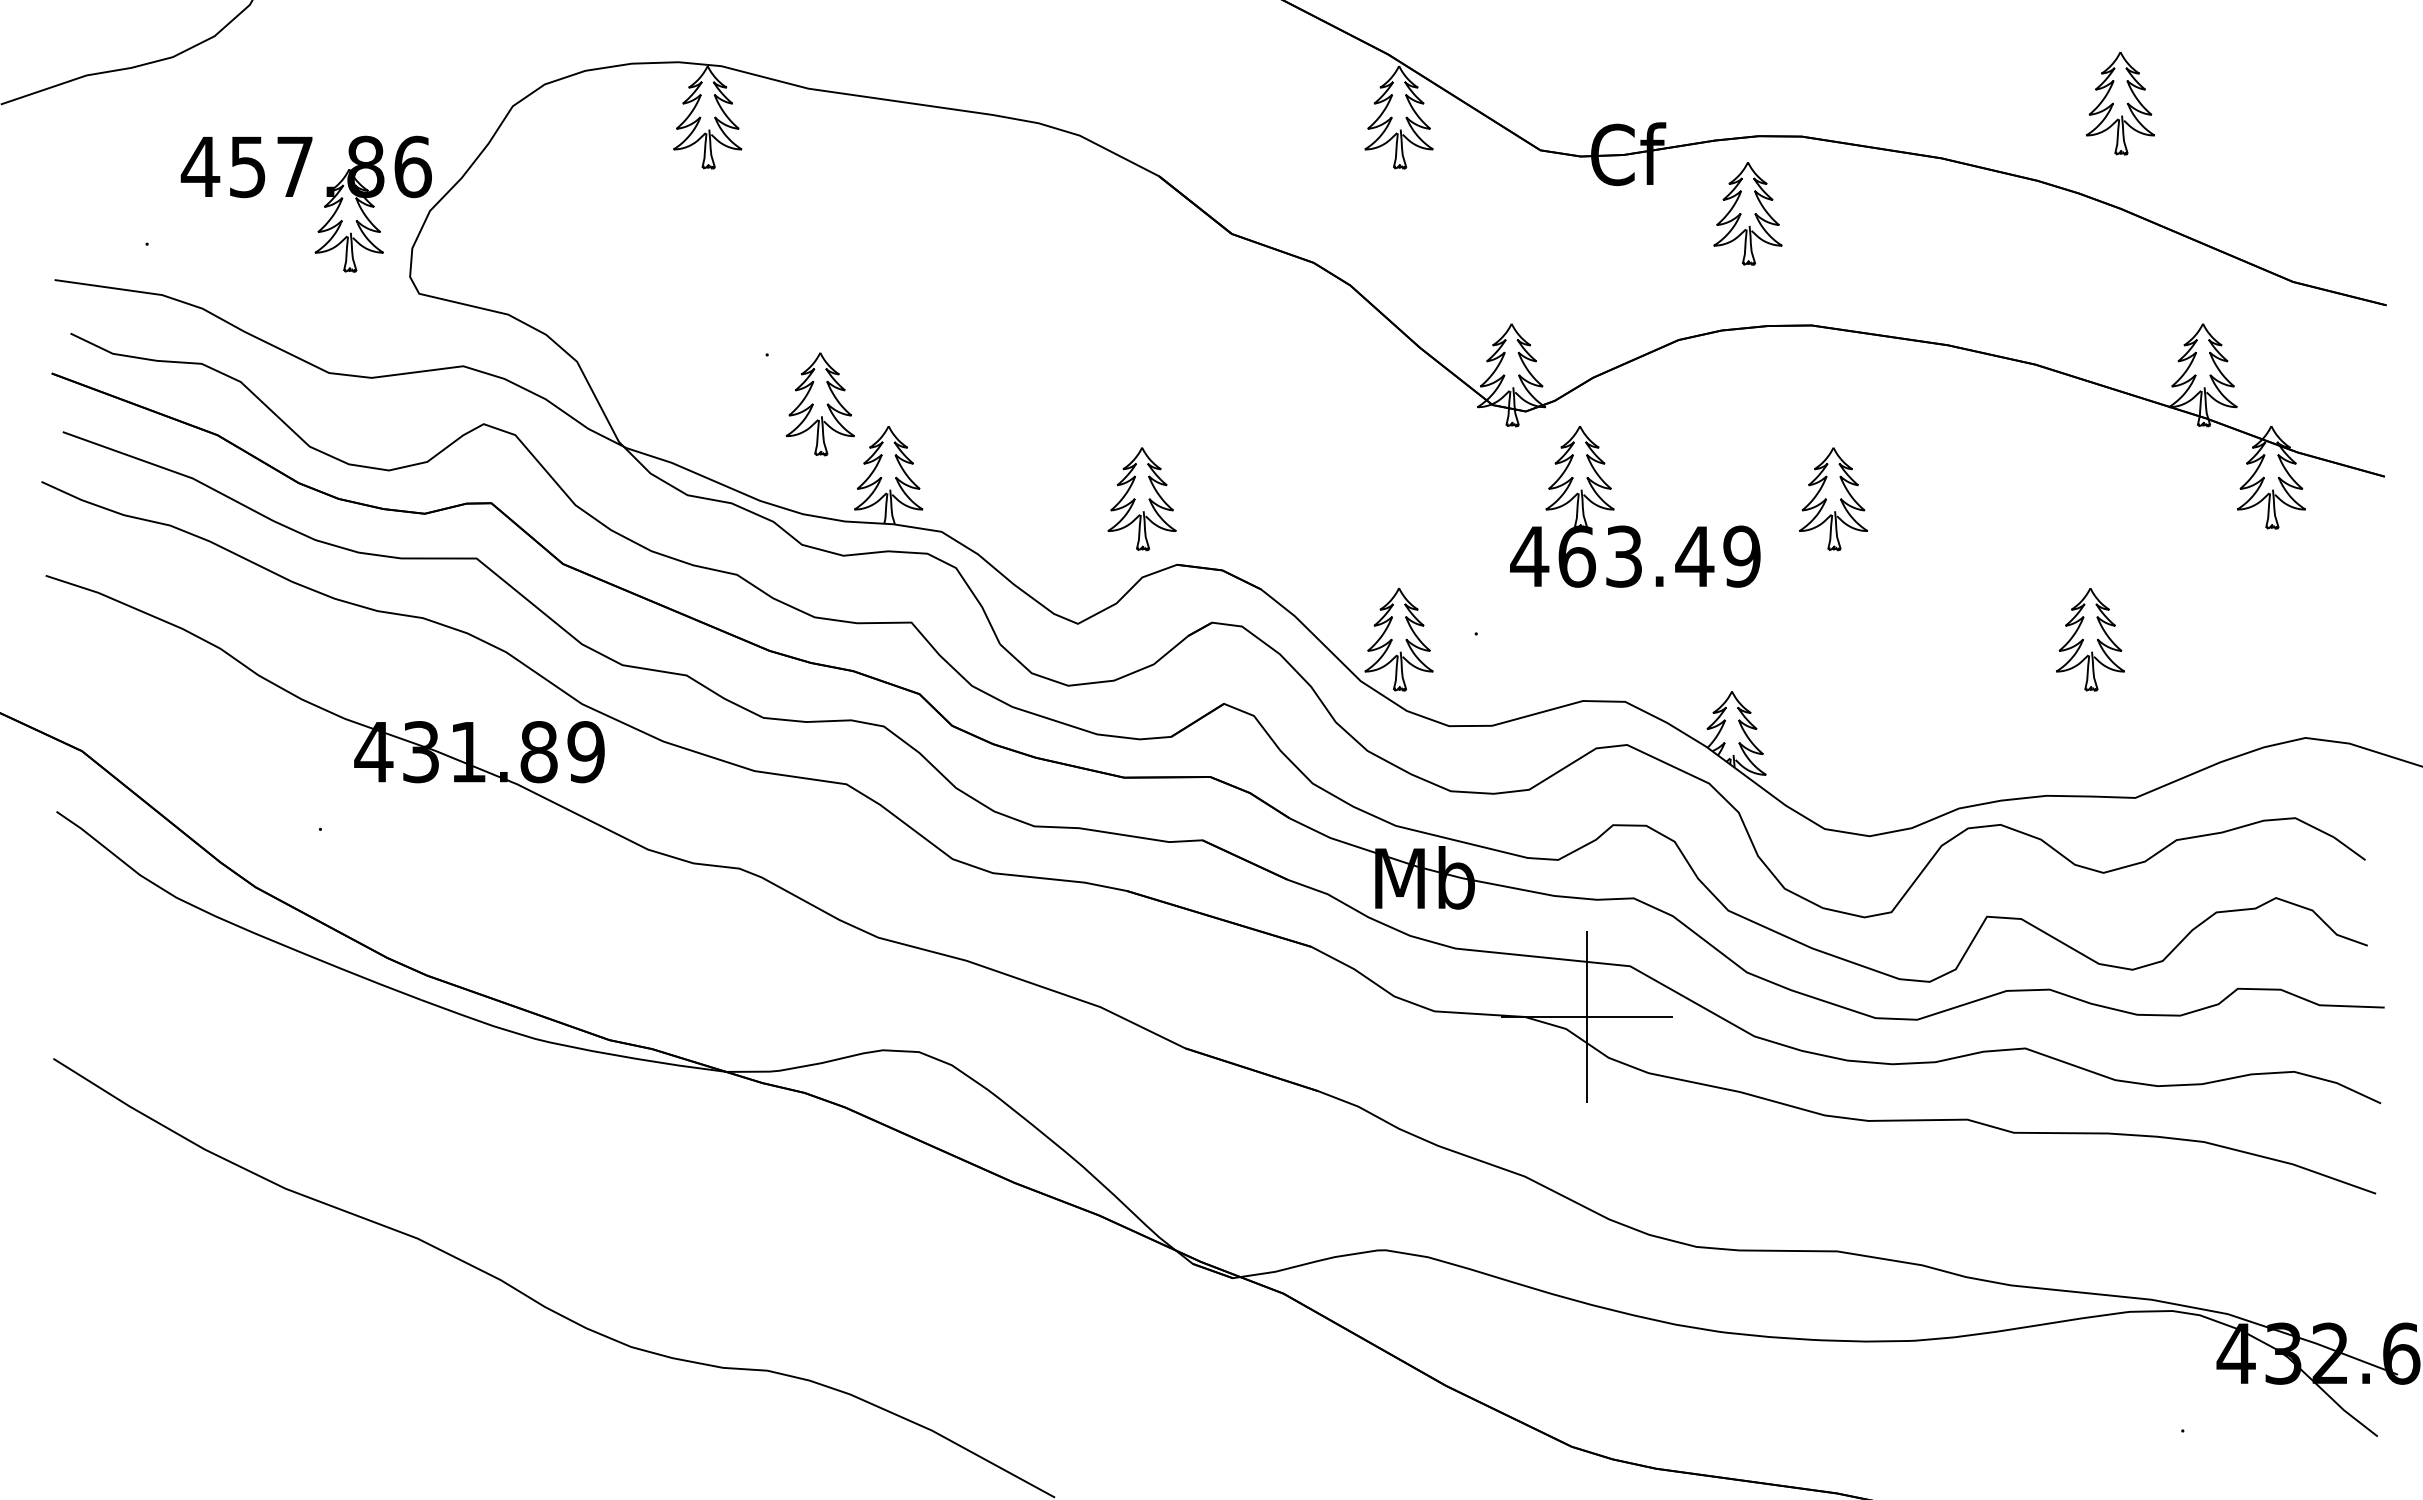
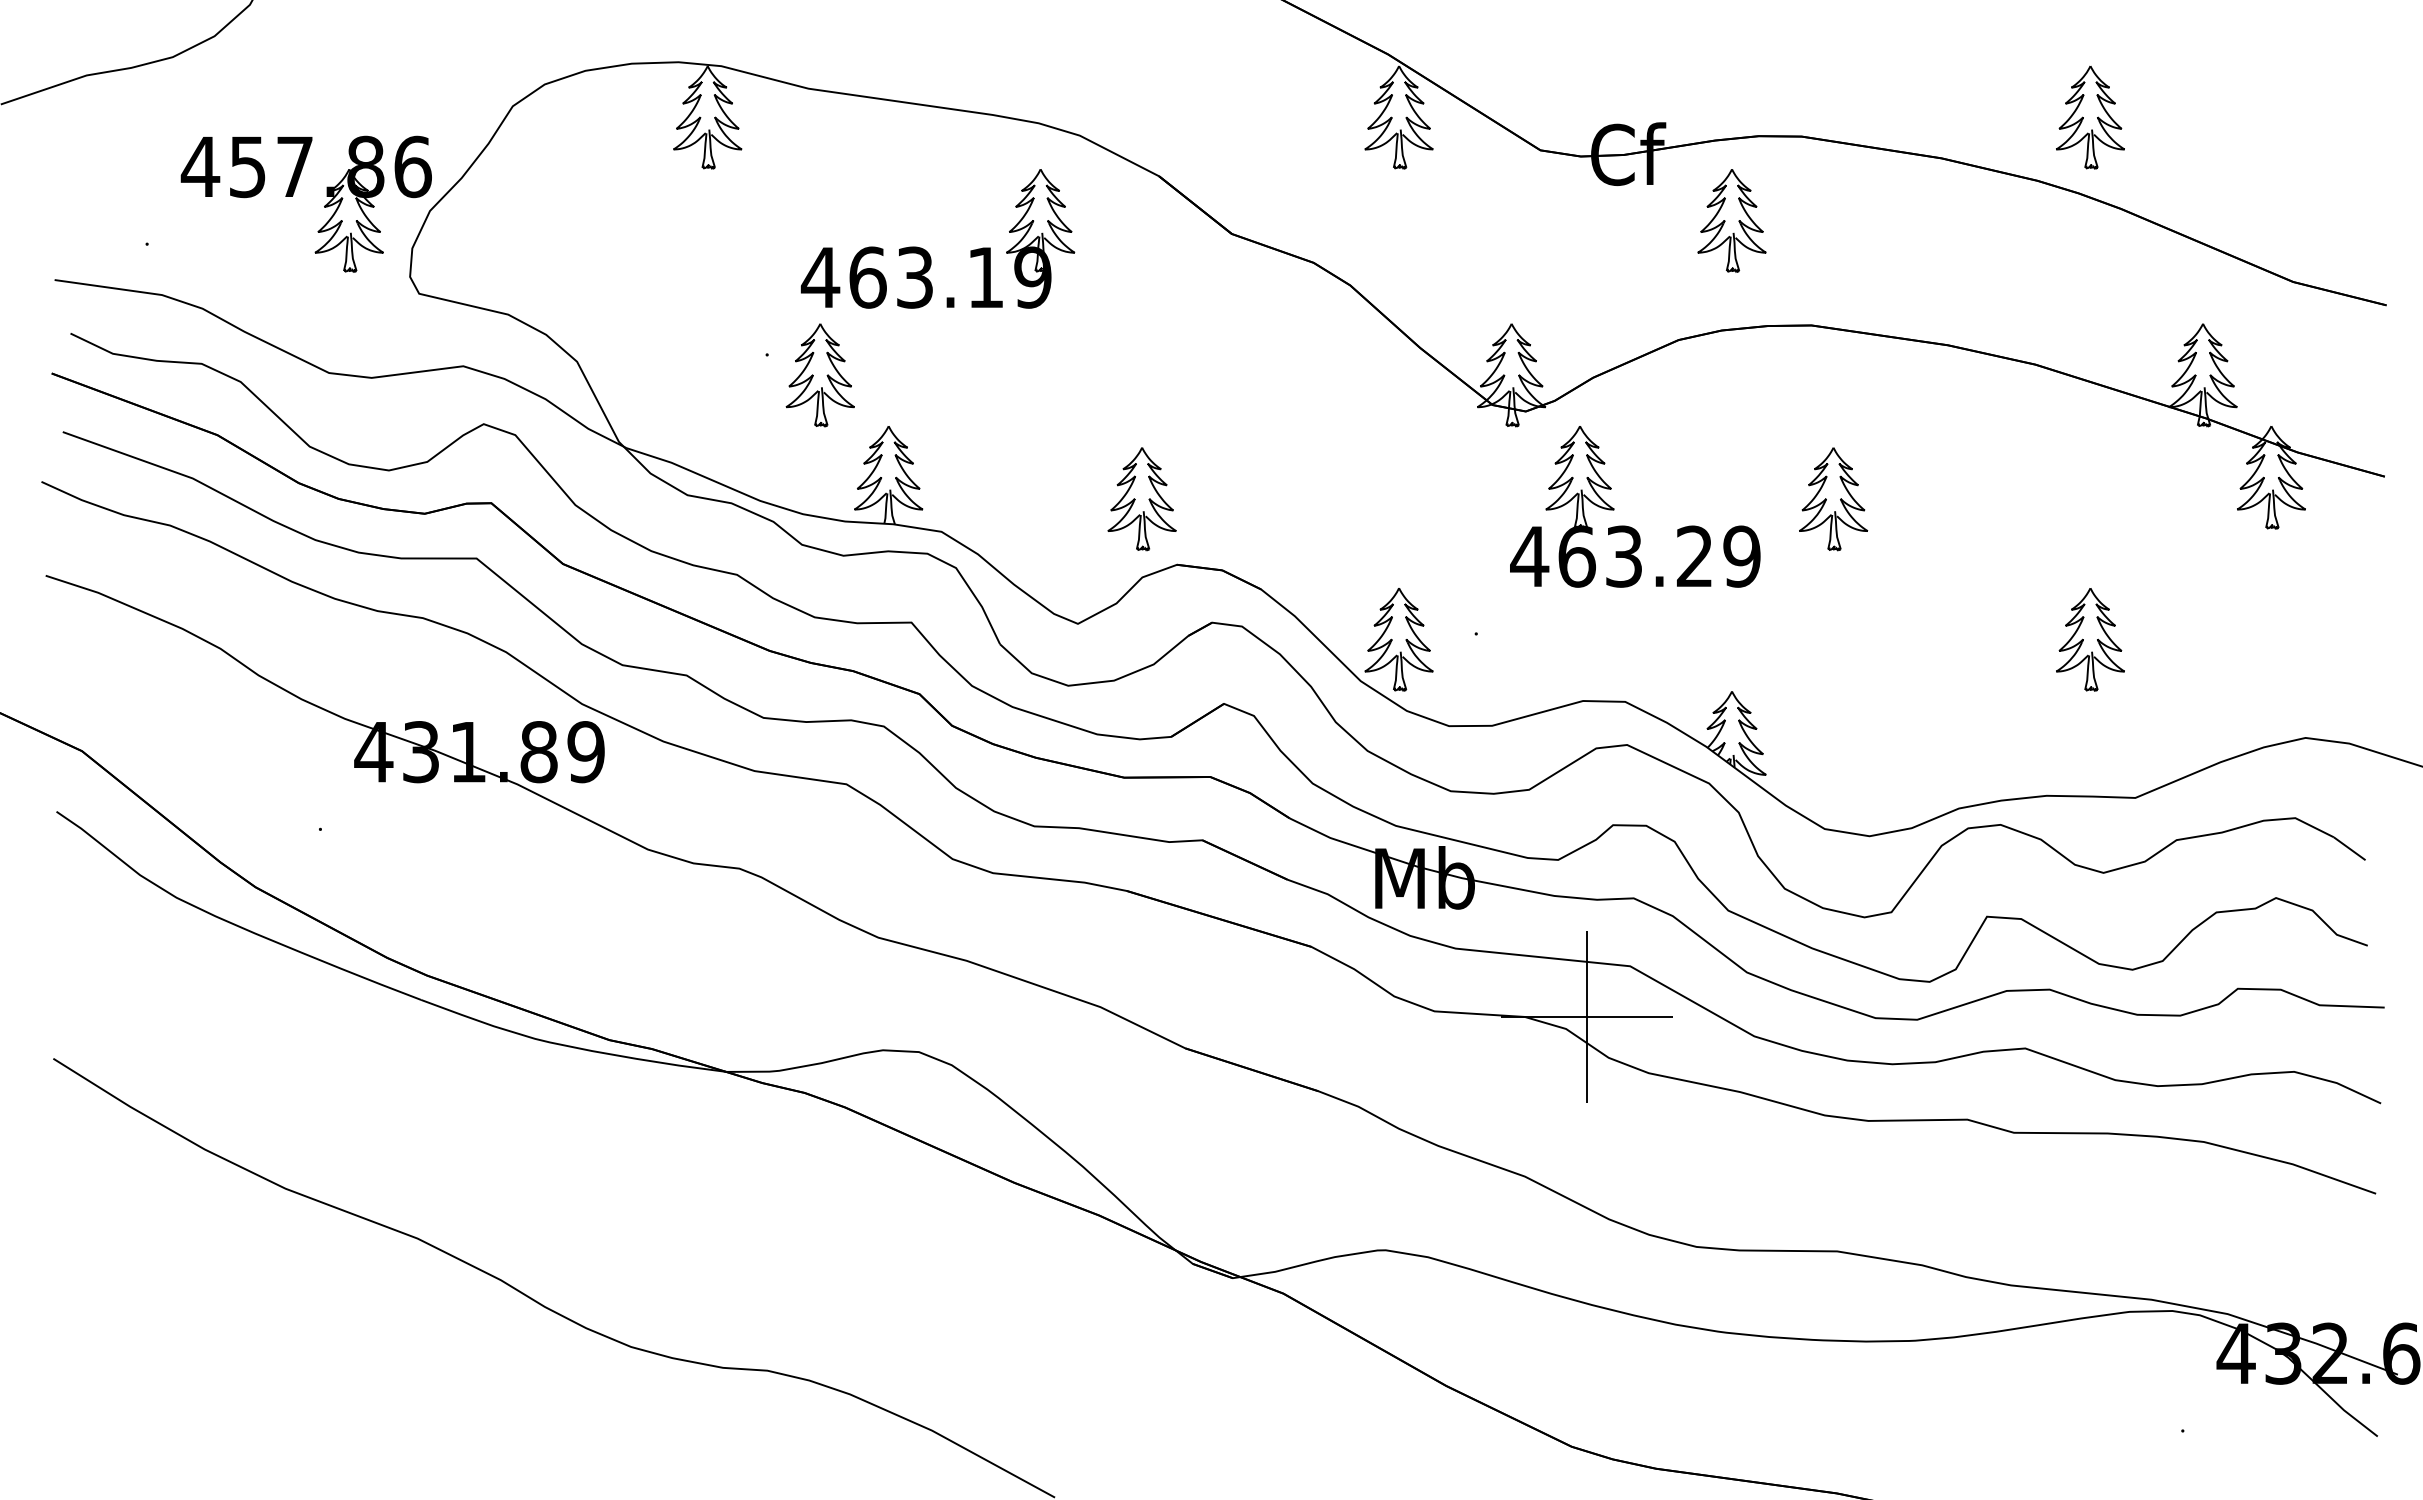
part position: (2120, 103) -> (2090, 117) (2090, 117)
part position: (1747, 213) -> (1731, 220) (1731, 220)
part: none -> present (925, 249)
part position: (819, 404) -> (819, 375) (819, 375)
text: 463.49 -> 463.29 (1694, 555)
